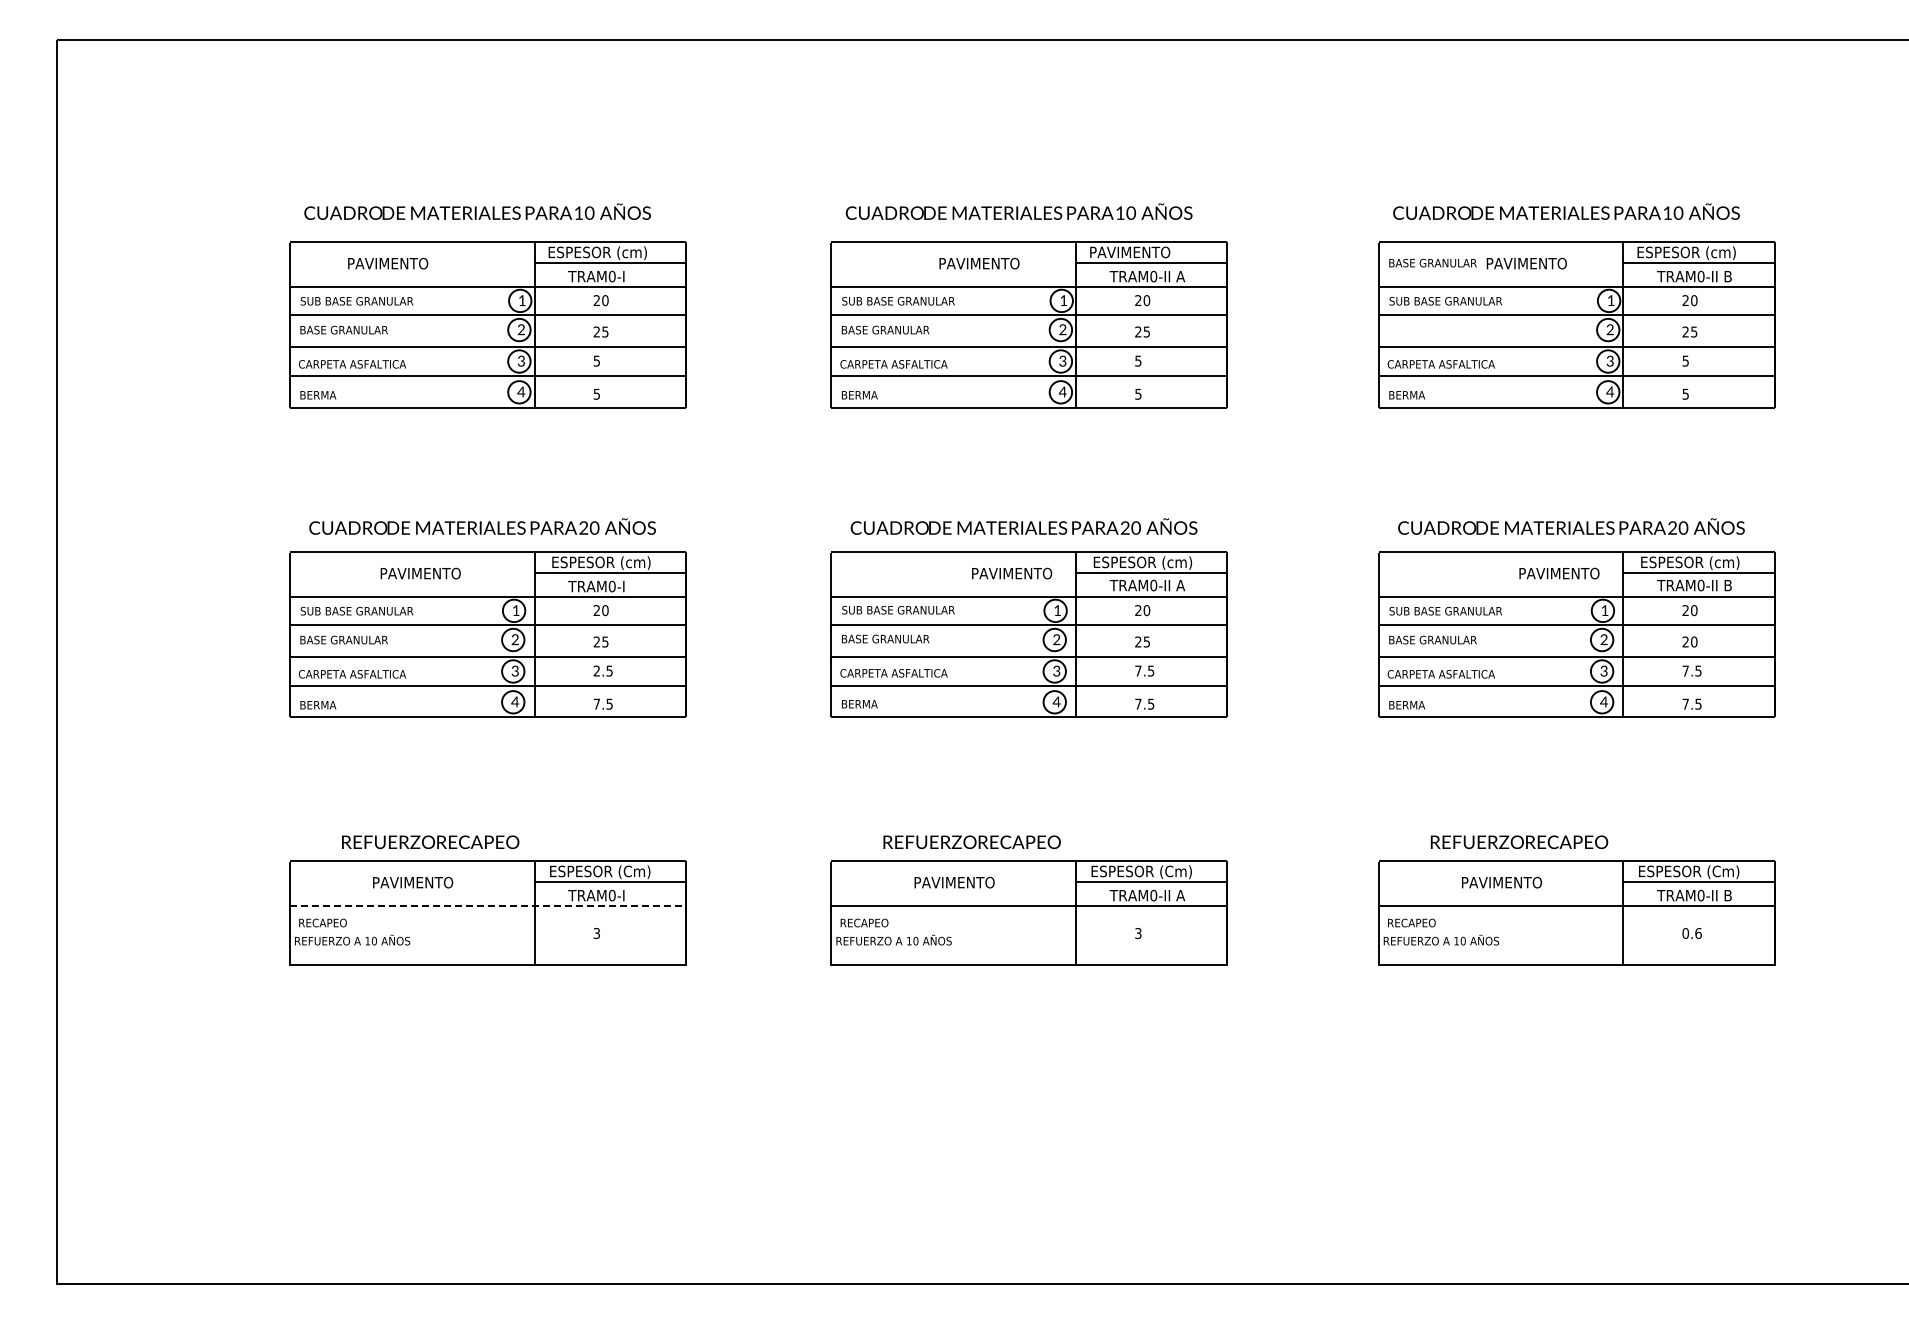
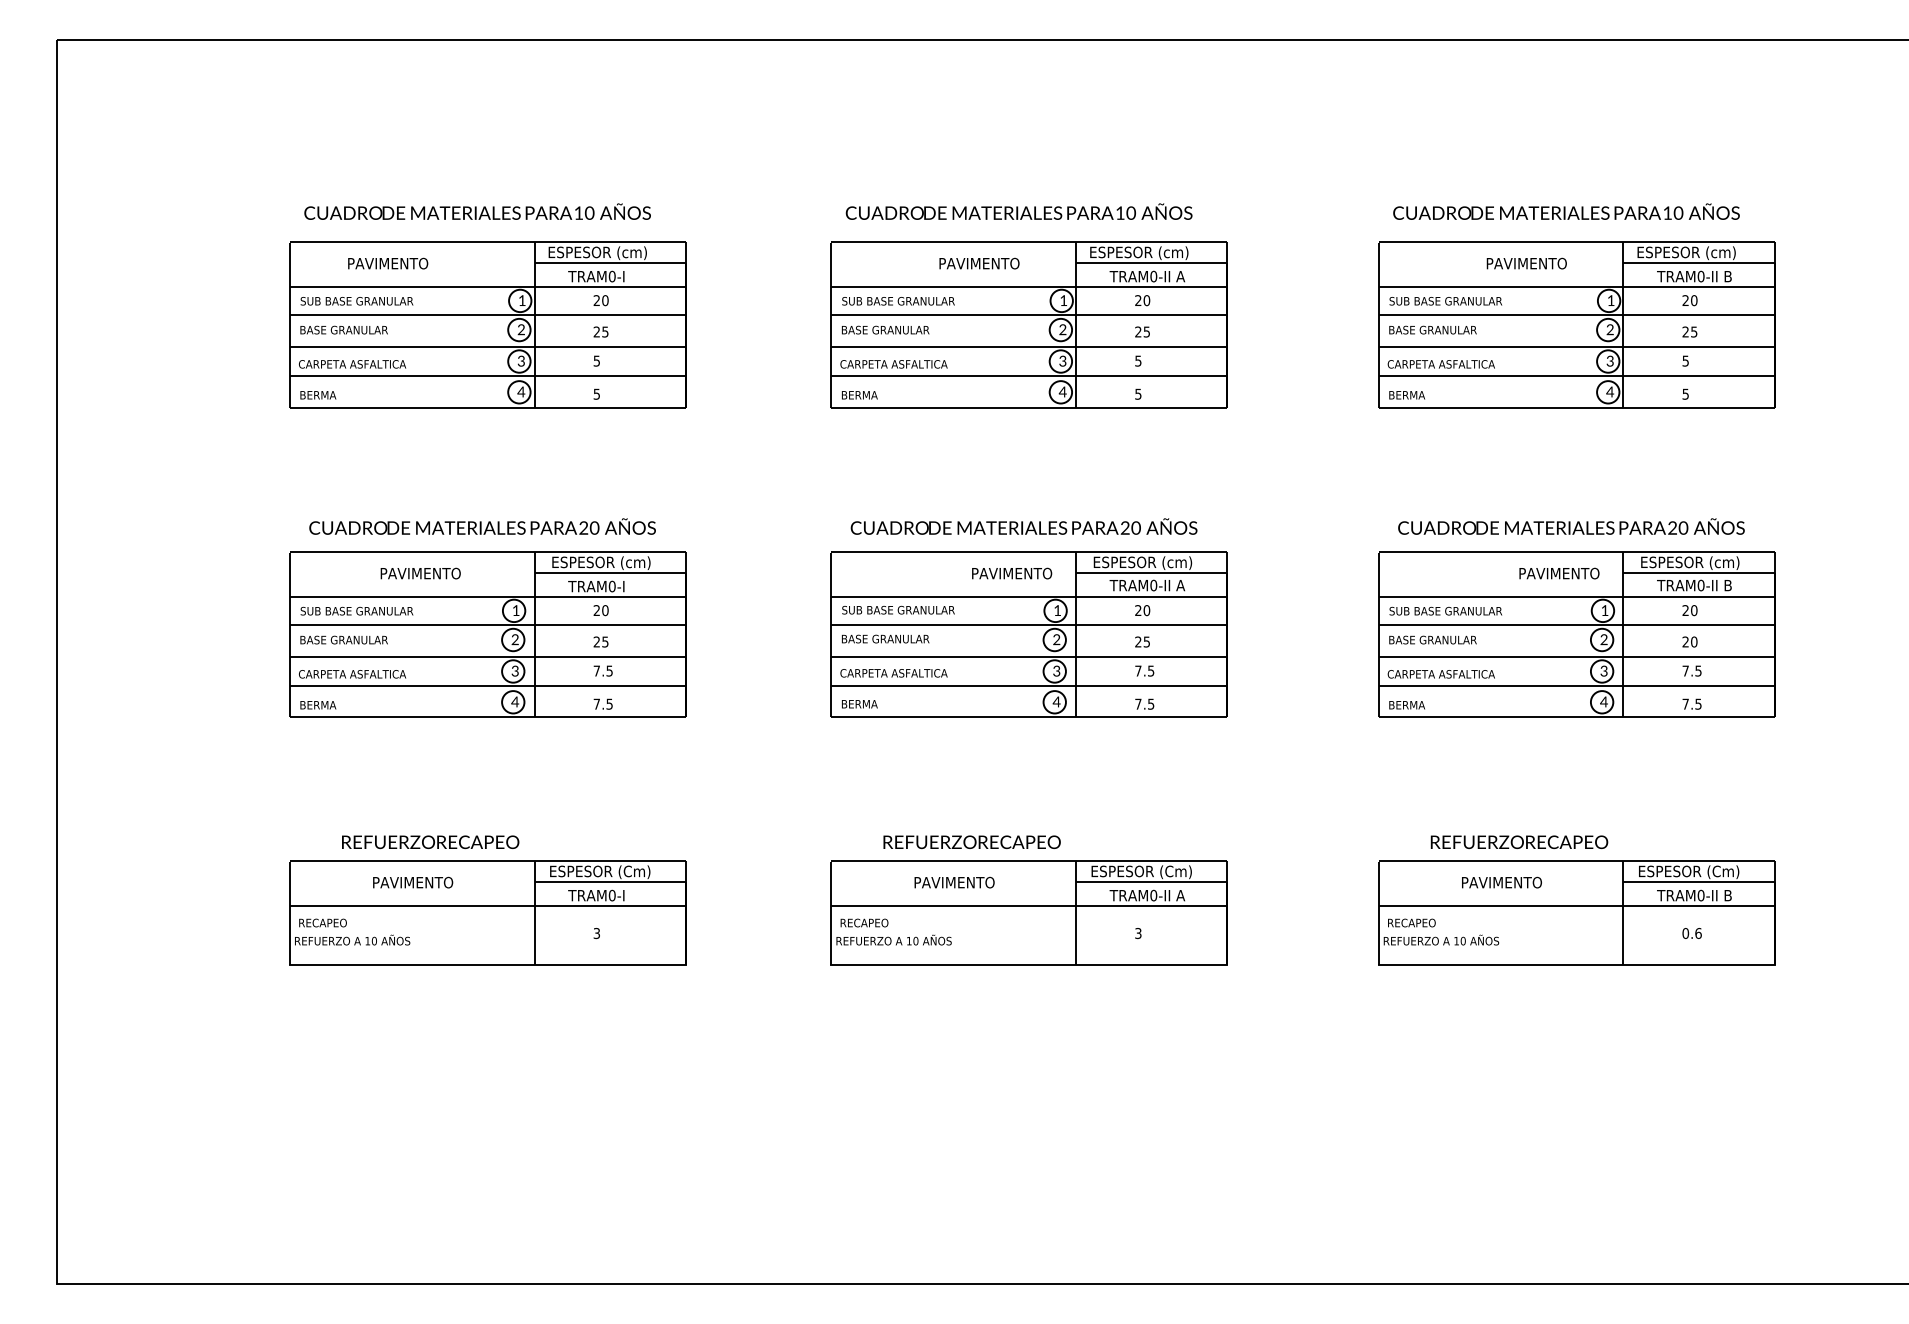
text: PAVIMENTO -> ESPESOR (cm) (1139, 253)
text position: (1432, 262) -> (1432, 329) (1432, 329)
text: 2.5 -> 7.5 (596, 670)
line: dashed -> solid (488, 906)
